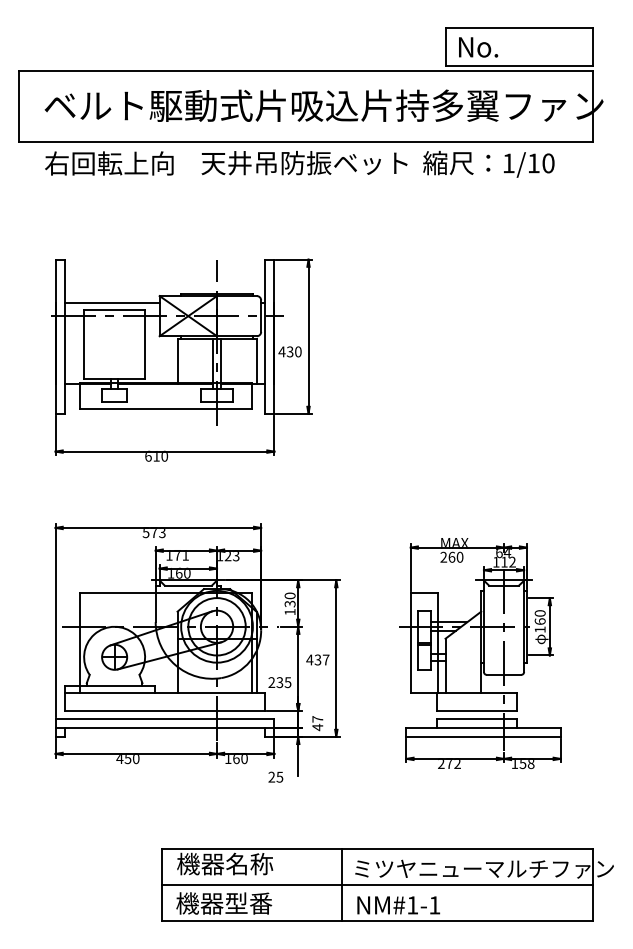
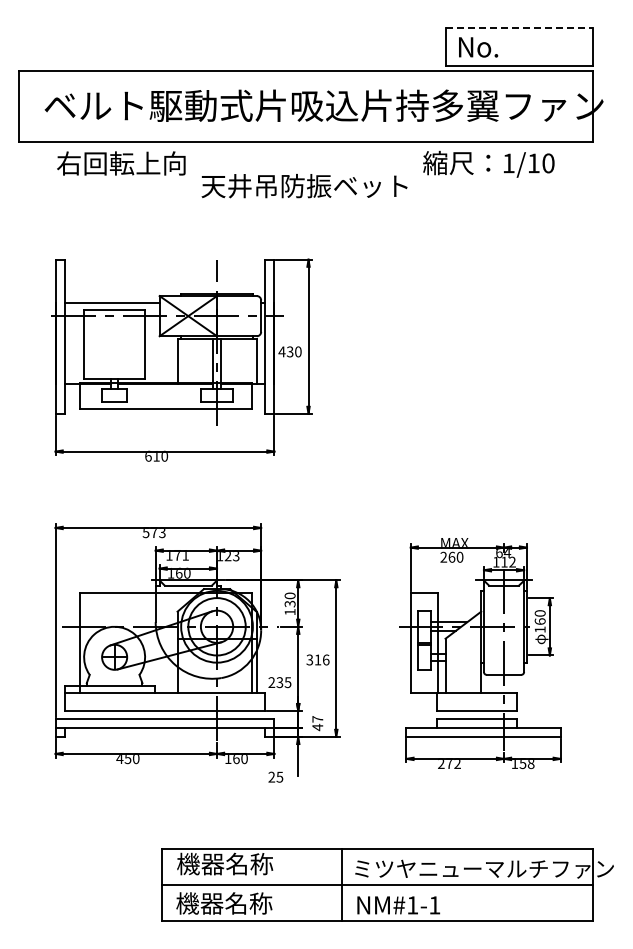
line: solid -> dashed (519, 28)
text position: (109, 163) -> (121, 163) (121, 163)
text position: (304, 163) -> (304, 186) (304, 186)
text: 437 -> 316 (317, 659)
text: 機器型番 -> 機器名称 (248, 903)
